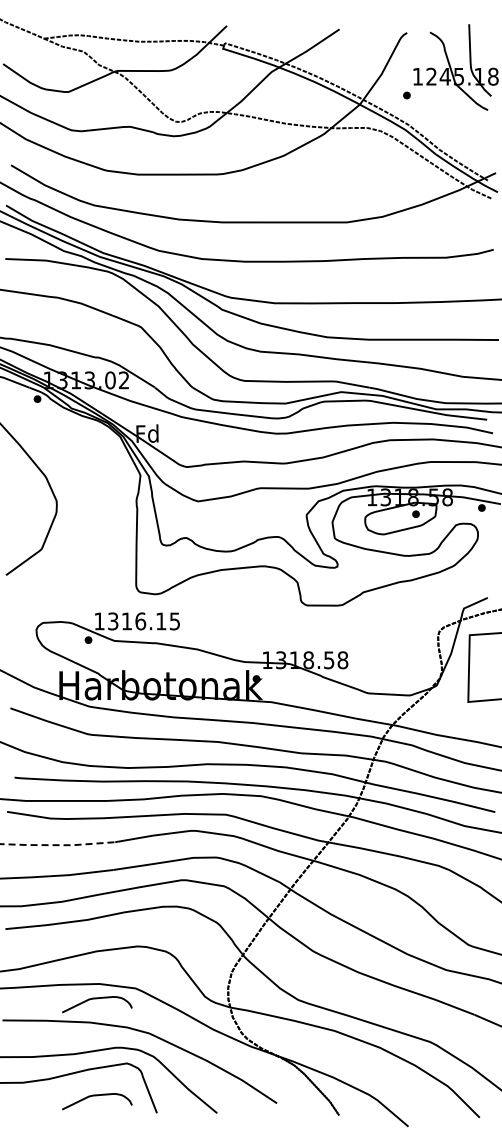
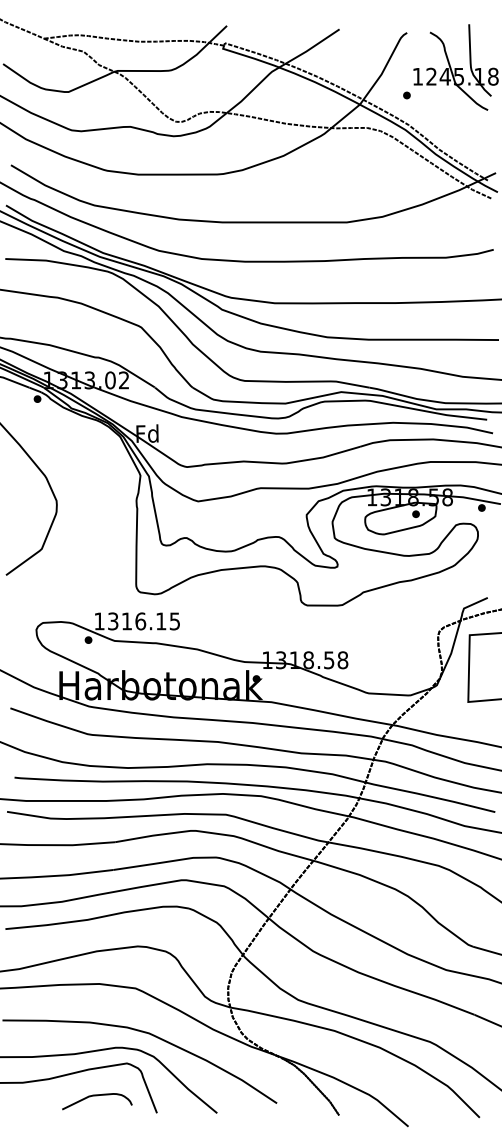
line: dashed -> solid (57, 845)
curve: present -> none (97, 999)
